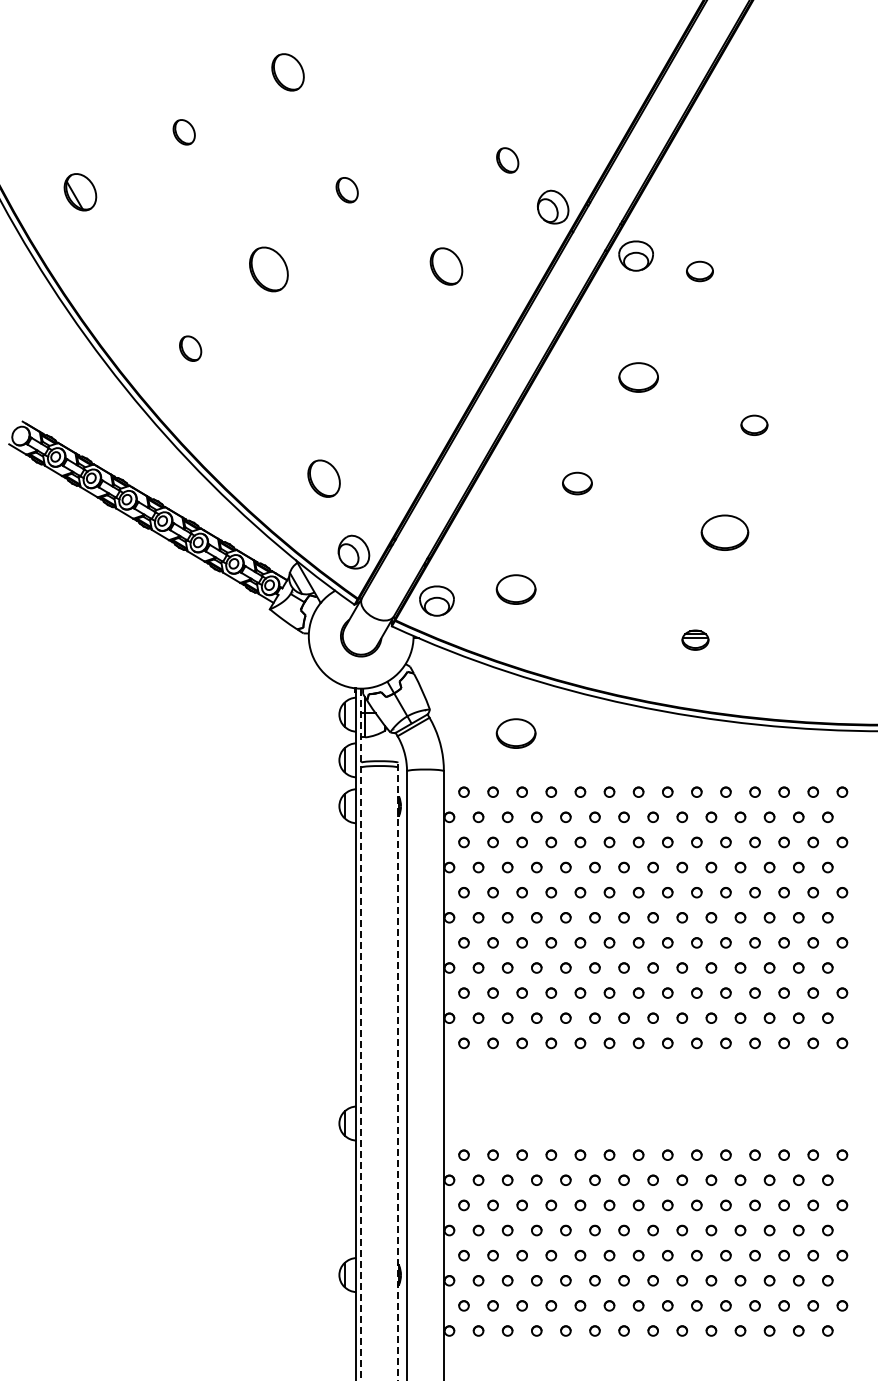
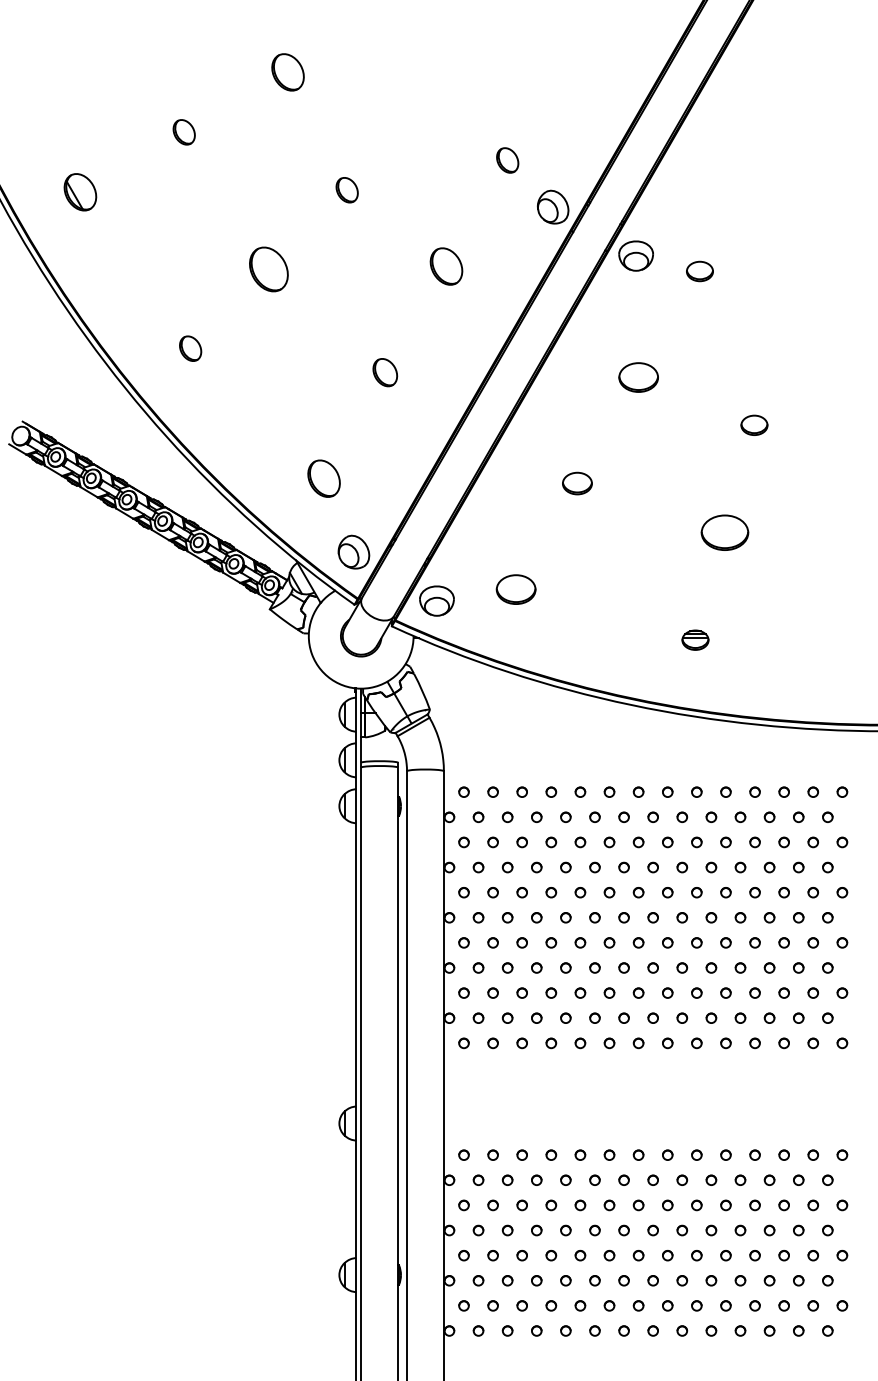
part: none -> present (385, 372)
part: present -> none (515, 733)
line: dashed -> solid (361, 1034)
line: dashed -> solid (398, 1071)
